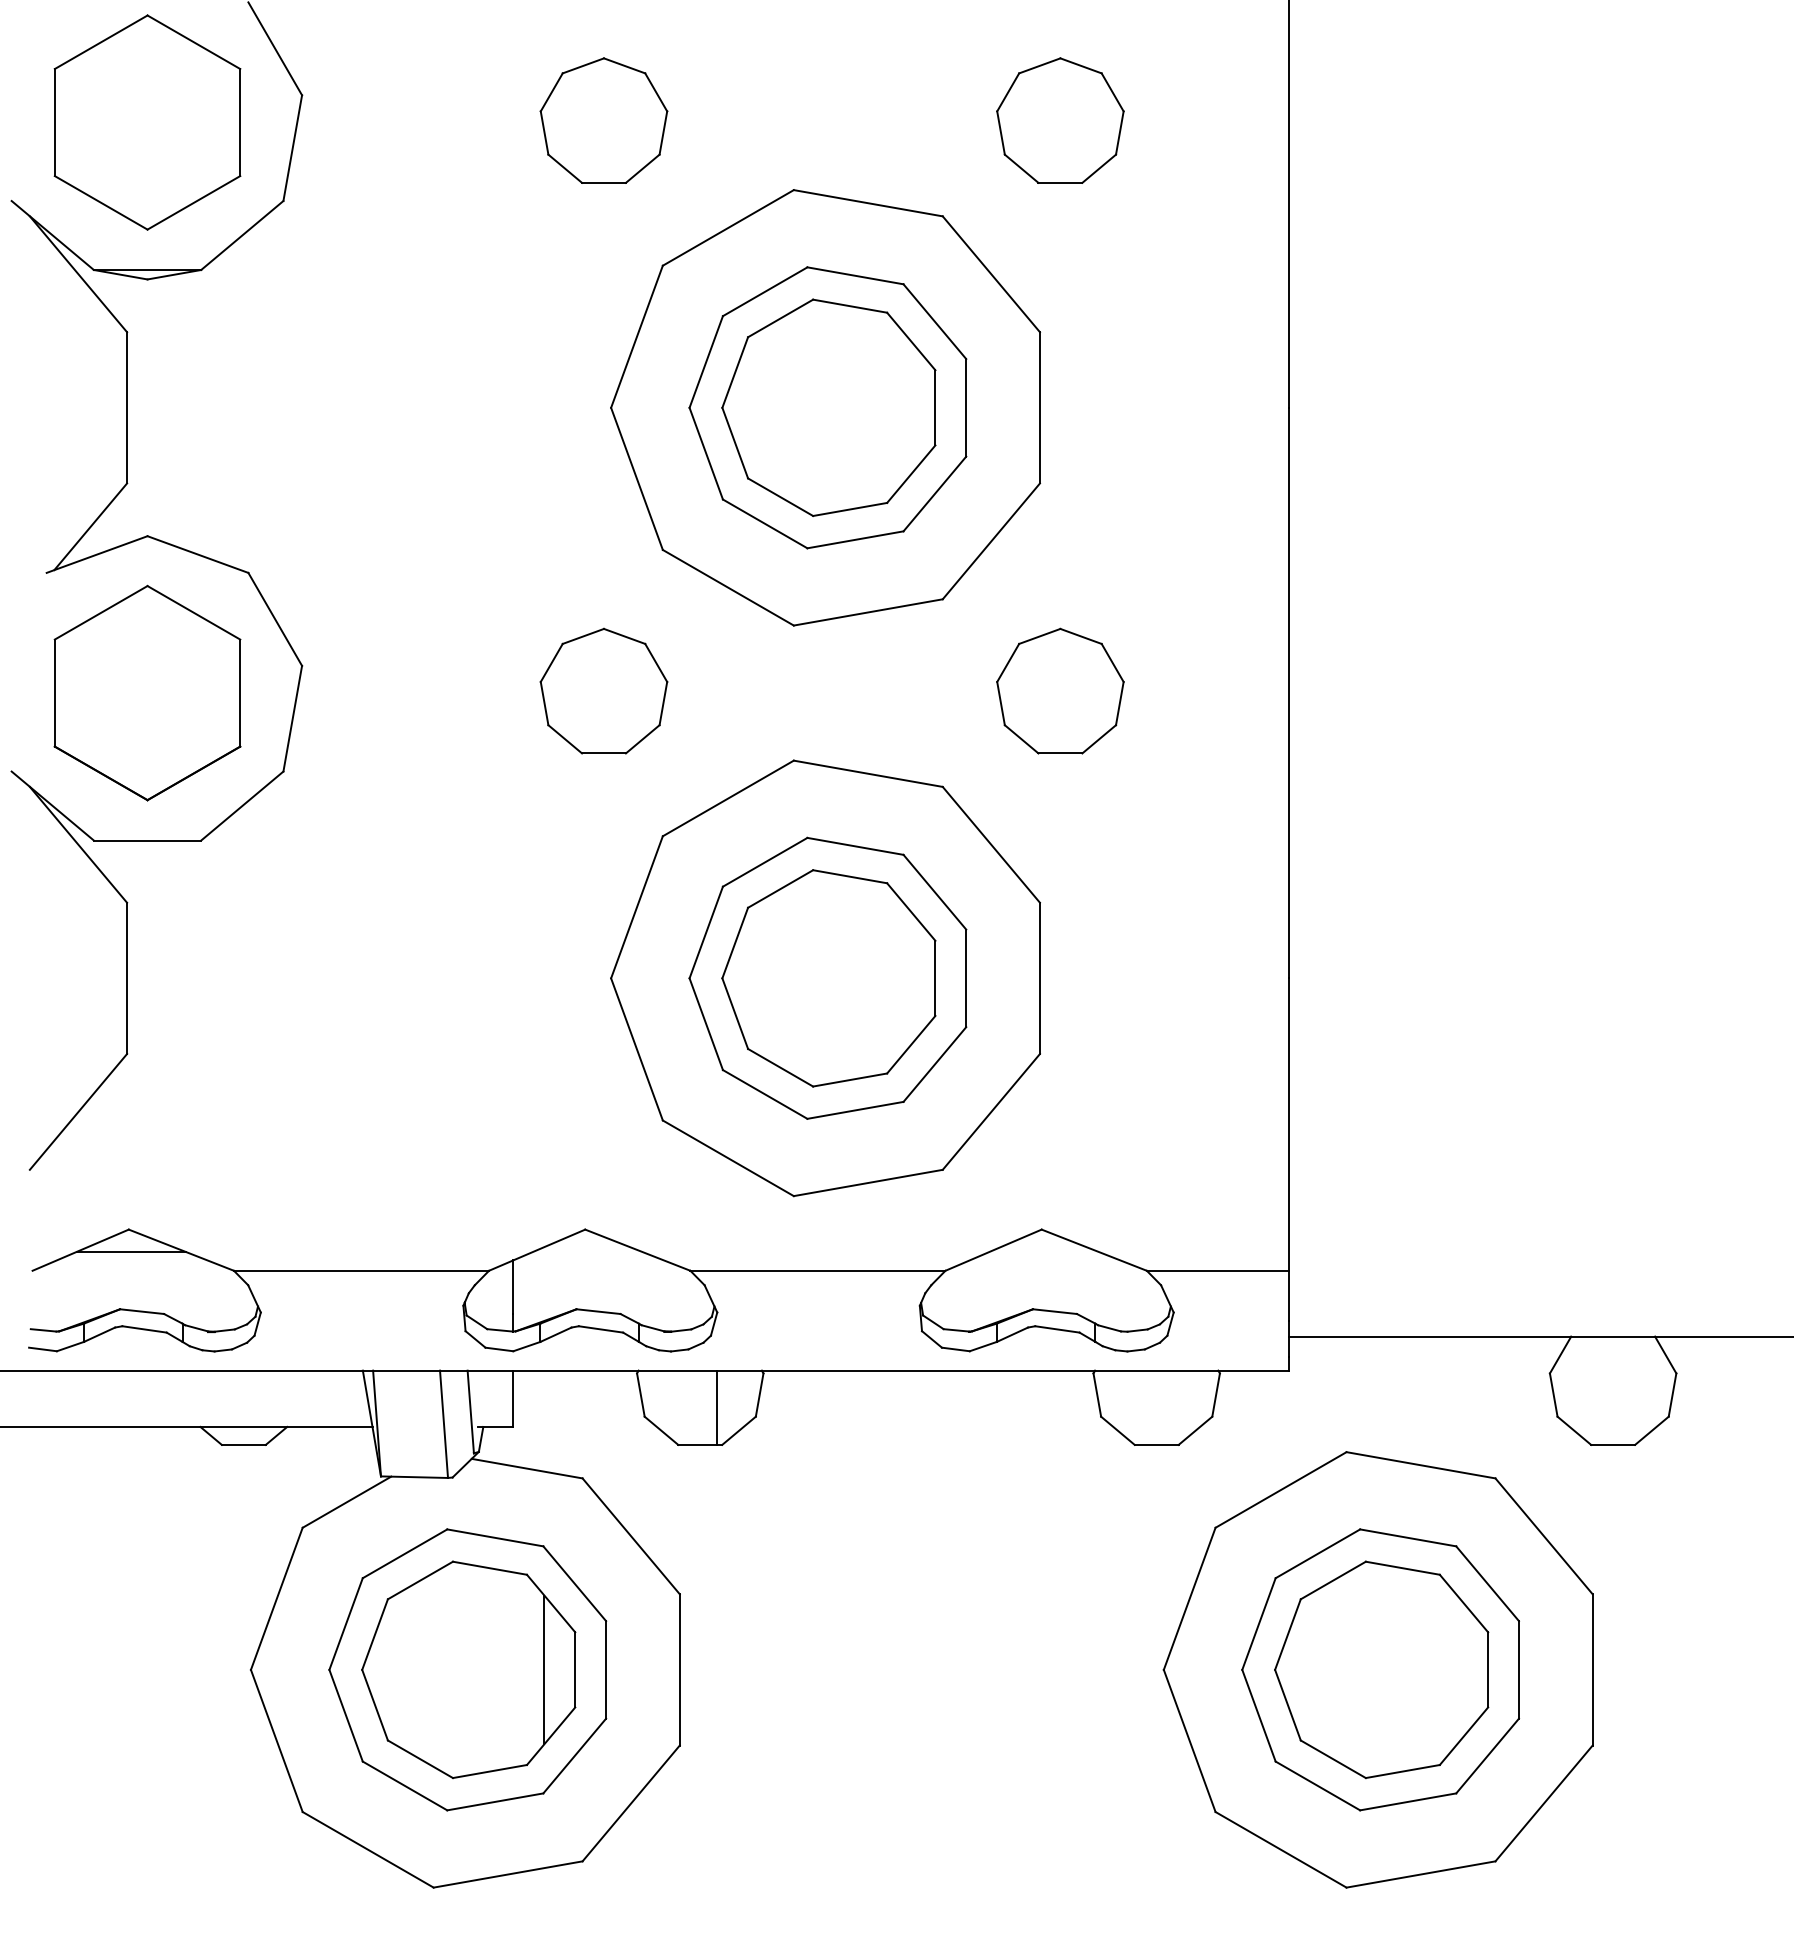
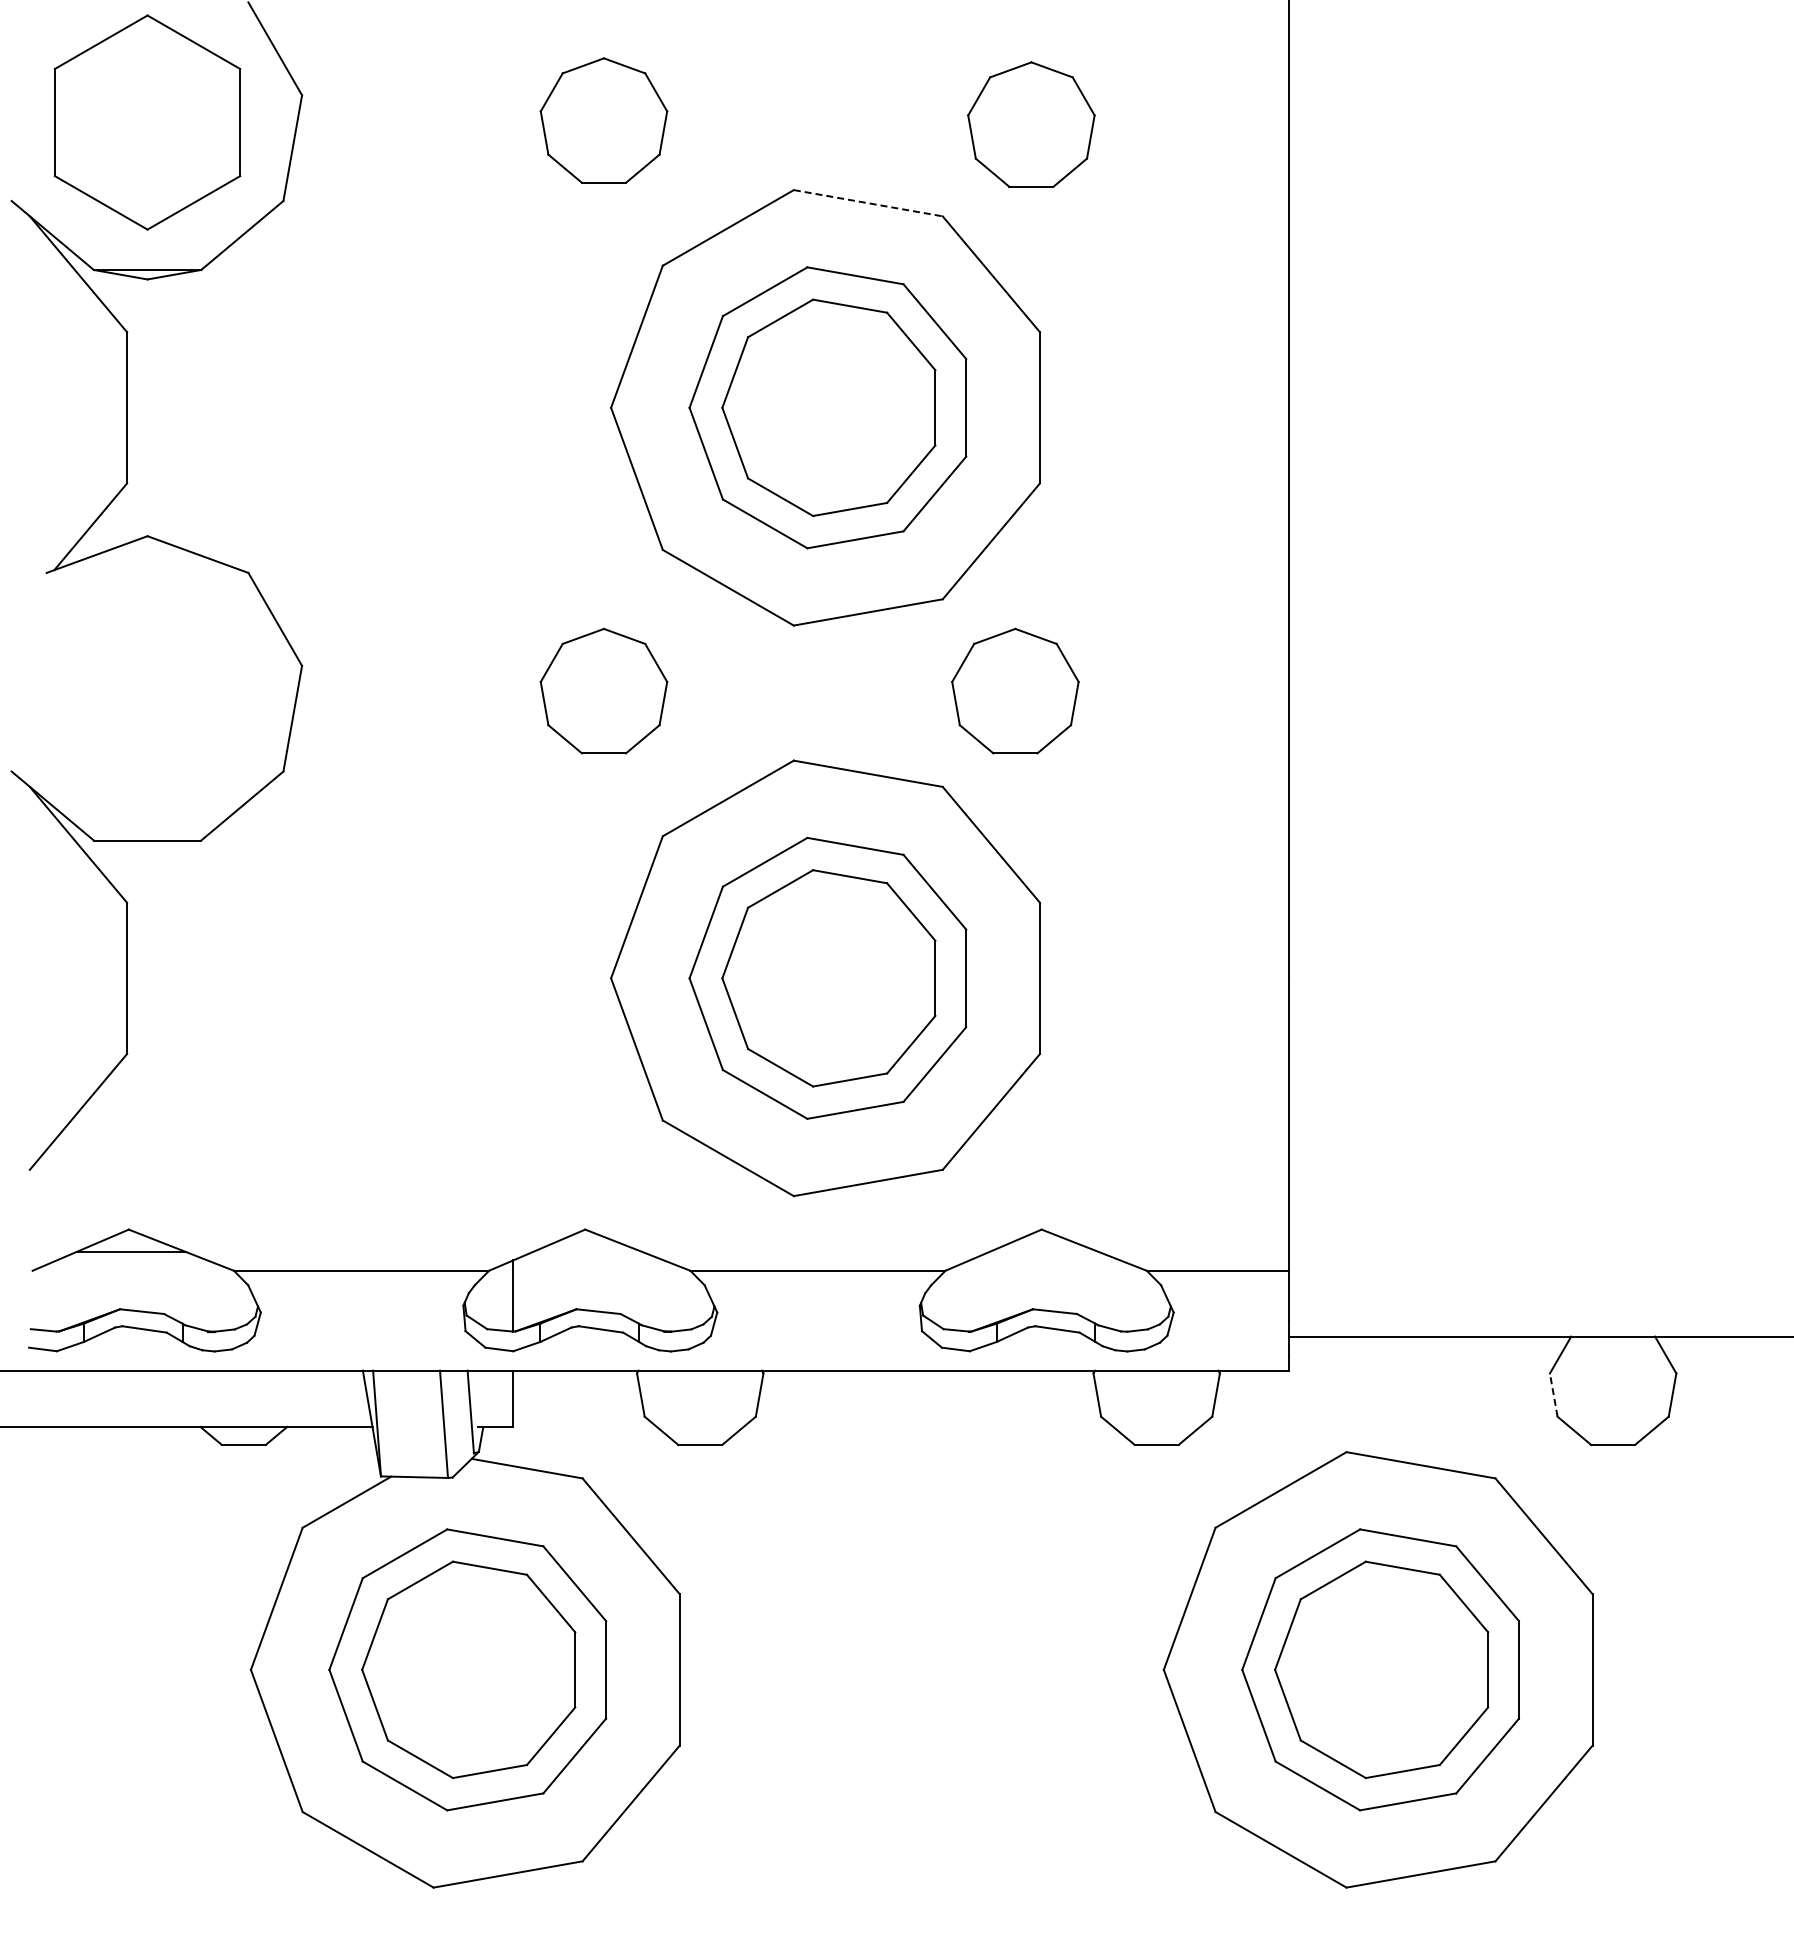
part position: (1060, 120) -> (1031, 124) (1031, 124)
line: solid -> dashed (868, 203)
part position: (1060, 690) -> (1015, 690) (1015, 690)
part: present -> none (147, 692)
line: solid -> dashed (1553, 1395)
line: present -> none (717, 1407)
line: present -> none (544, 1669)
